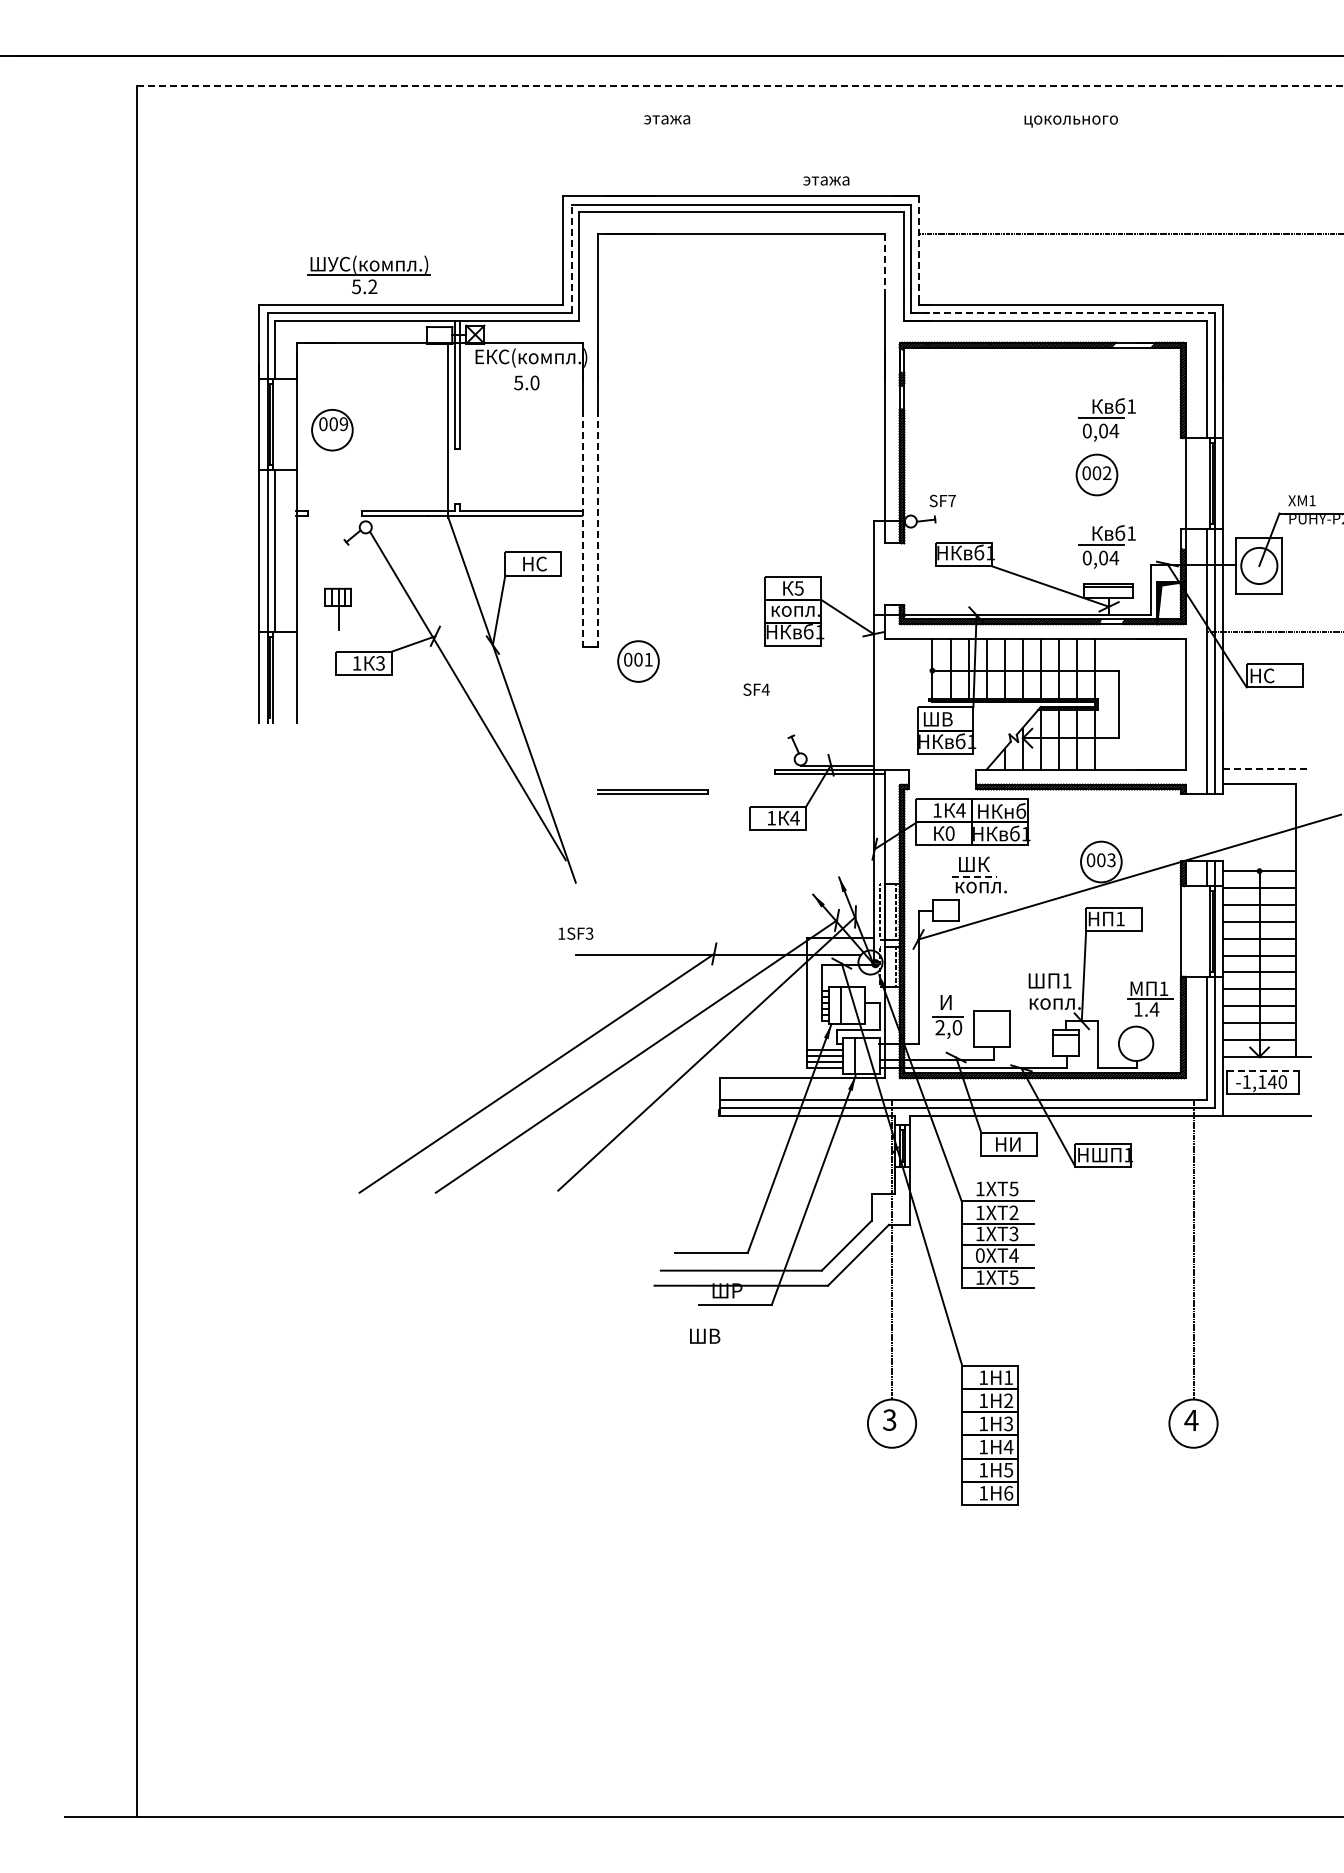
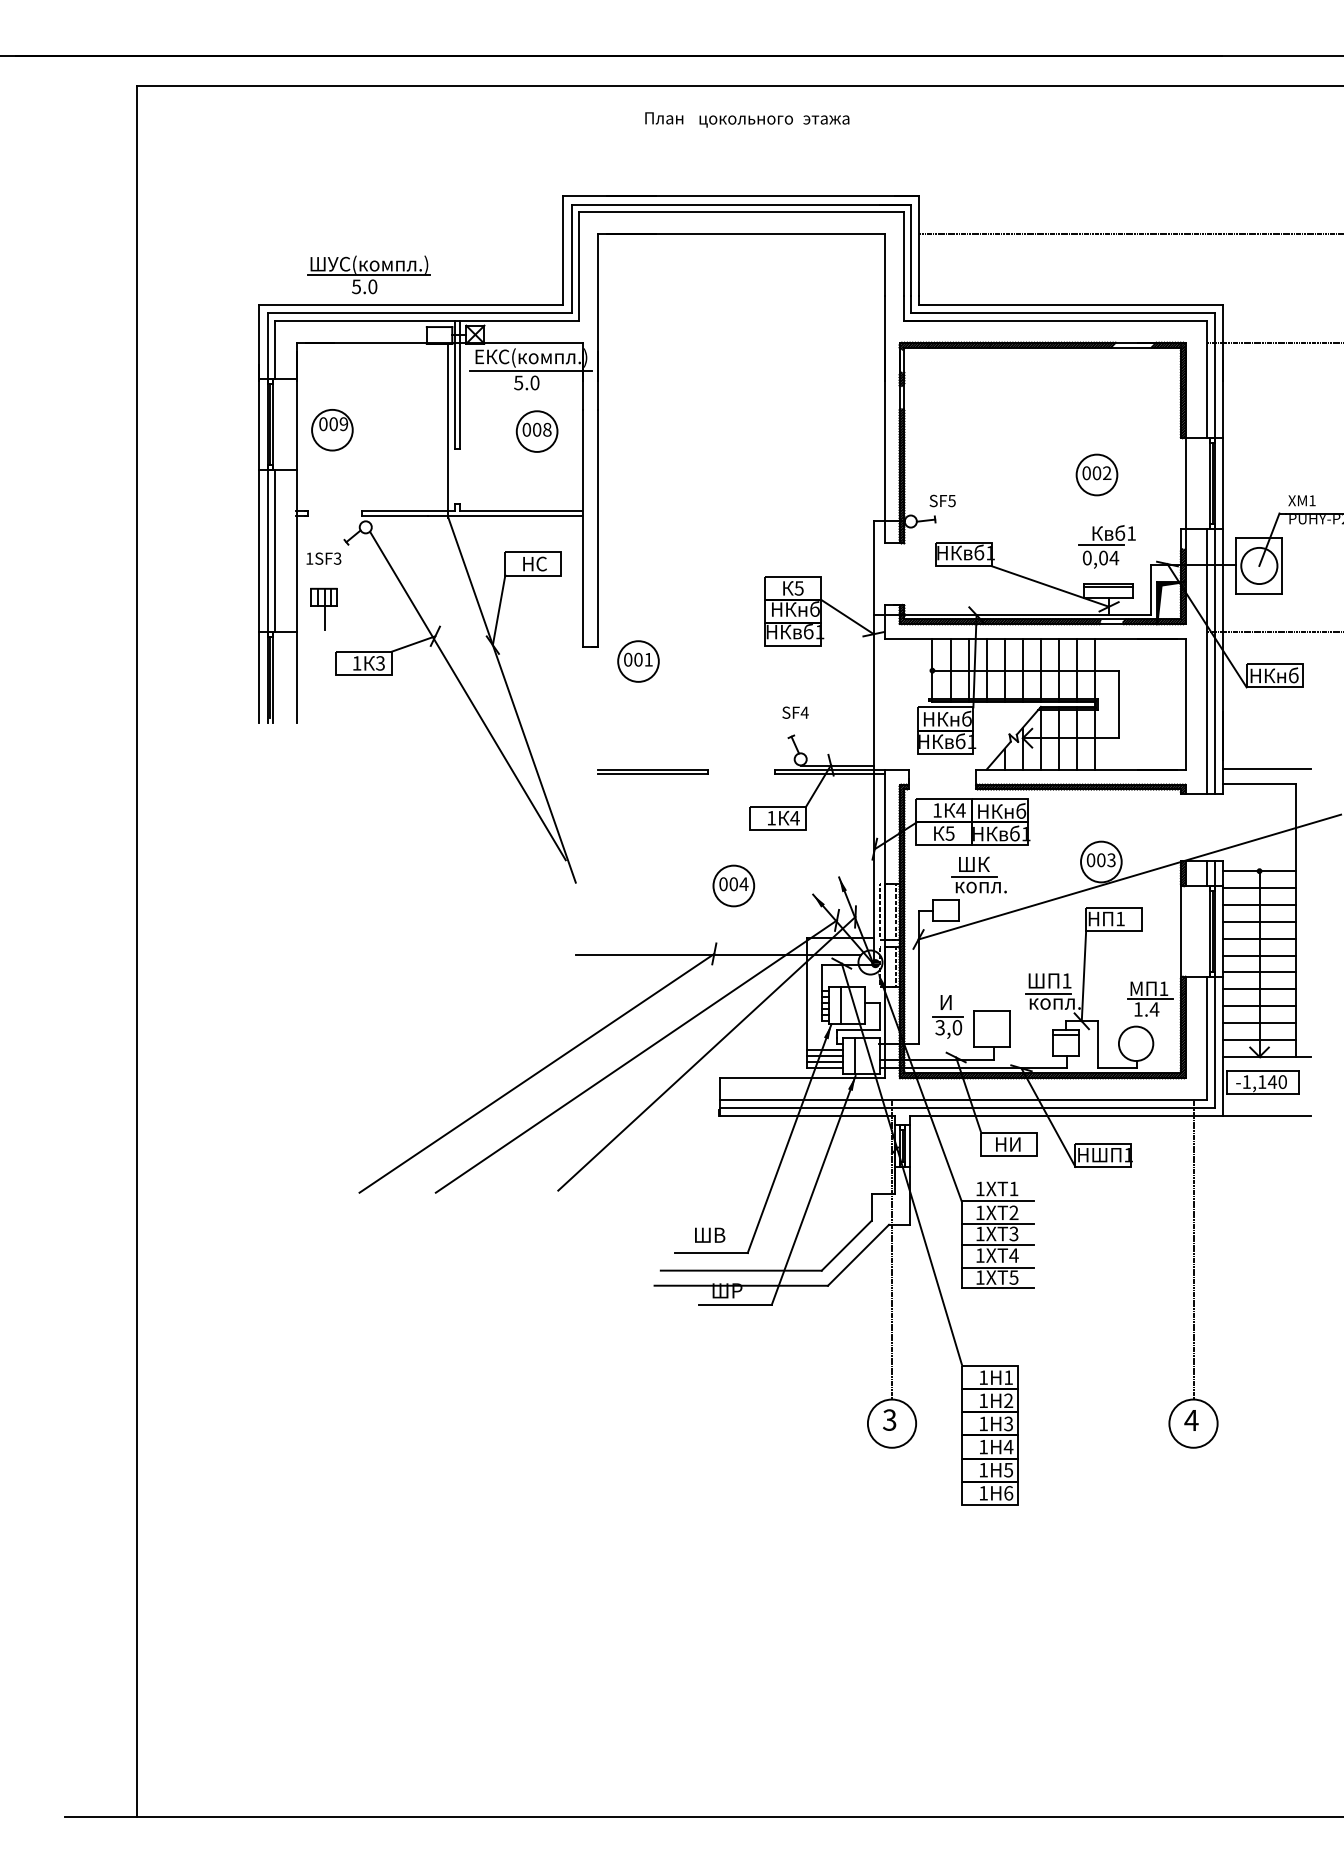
line: dashed -> solid (740, 86)
text: этажа -> План (667, 118)
text position: (1070, 121) -> (745, 121) (745, 121)
text position: (826, 180) -> (826, 119) (826, 119)
line: dashed -> solid (919, 246)
line: dashed -> solid (571, 258)
line: dashed -> solid (884, 265)
text: 5.2 -> 5.0 (372, 286)
line: dashed -> solid (1062, 313)
line: none -> present (1273, 342)
line: none -> present (530, 371)
part: present -> none (1106, 419)
part: none -> present (536, 431)
text: SF7 -> SF5 (951, 501)
line: dashed -> solid (583, 528)
line: dashed -> solid (598, 528)
part position: (337, 608) -> (323, 608) (323, 608)
text: копл. -> НКнб (795, 608)
text: НС -> НКнб (1281, 675)
text position: (756, 689) -> (795, 712) (795, 712)
text: ШВ -> НКнб (948, 718)
line: dashed -> solid (1267, 768)
part position: (652, 791) -> (652, 771) (652, 771)
text: 0 -> 5 (949, 833)
line: dashed -> solid (974, 877)
part: none -> present (733, 885)
text position: (575, 933) -> (323, 558) (323, 558)
line: none -> present (1048, 993)
text: 2,0 -> 3,0 (939, 1027)
line: dashed -> solid (1262, 1071)
text: 5 -> 1 (1013, 1188)
text: 0 -> 1 (980, 1255)
text position: (705, 1335) -> (710, 1234) (710, 1234)
